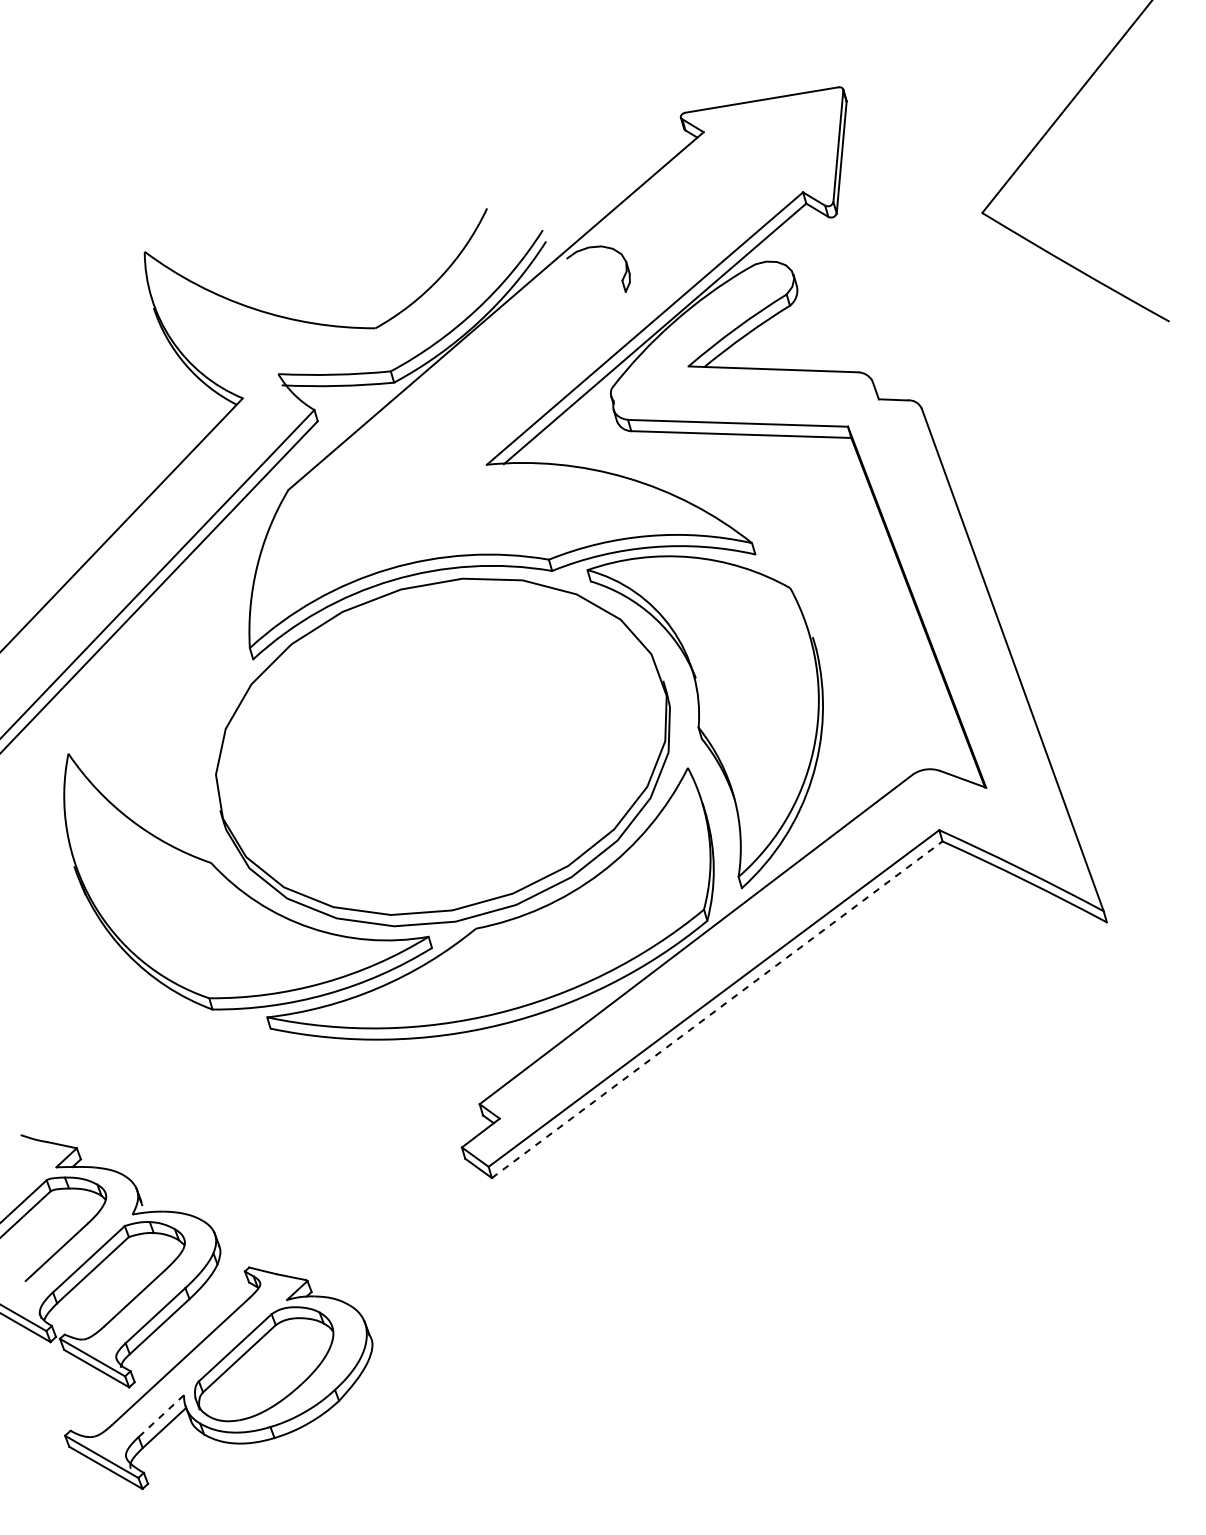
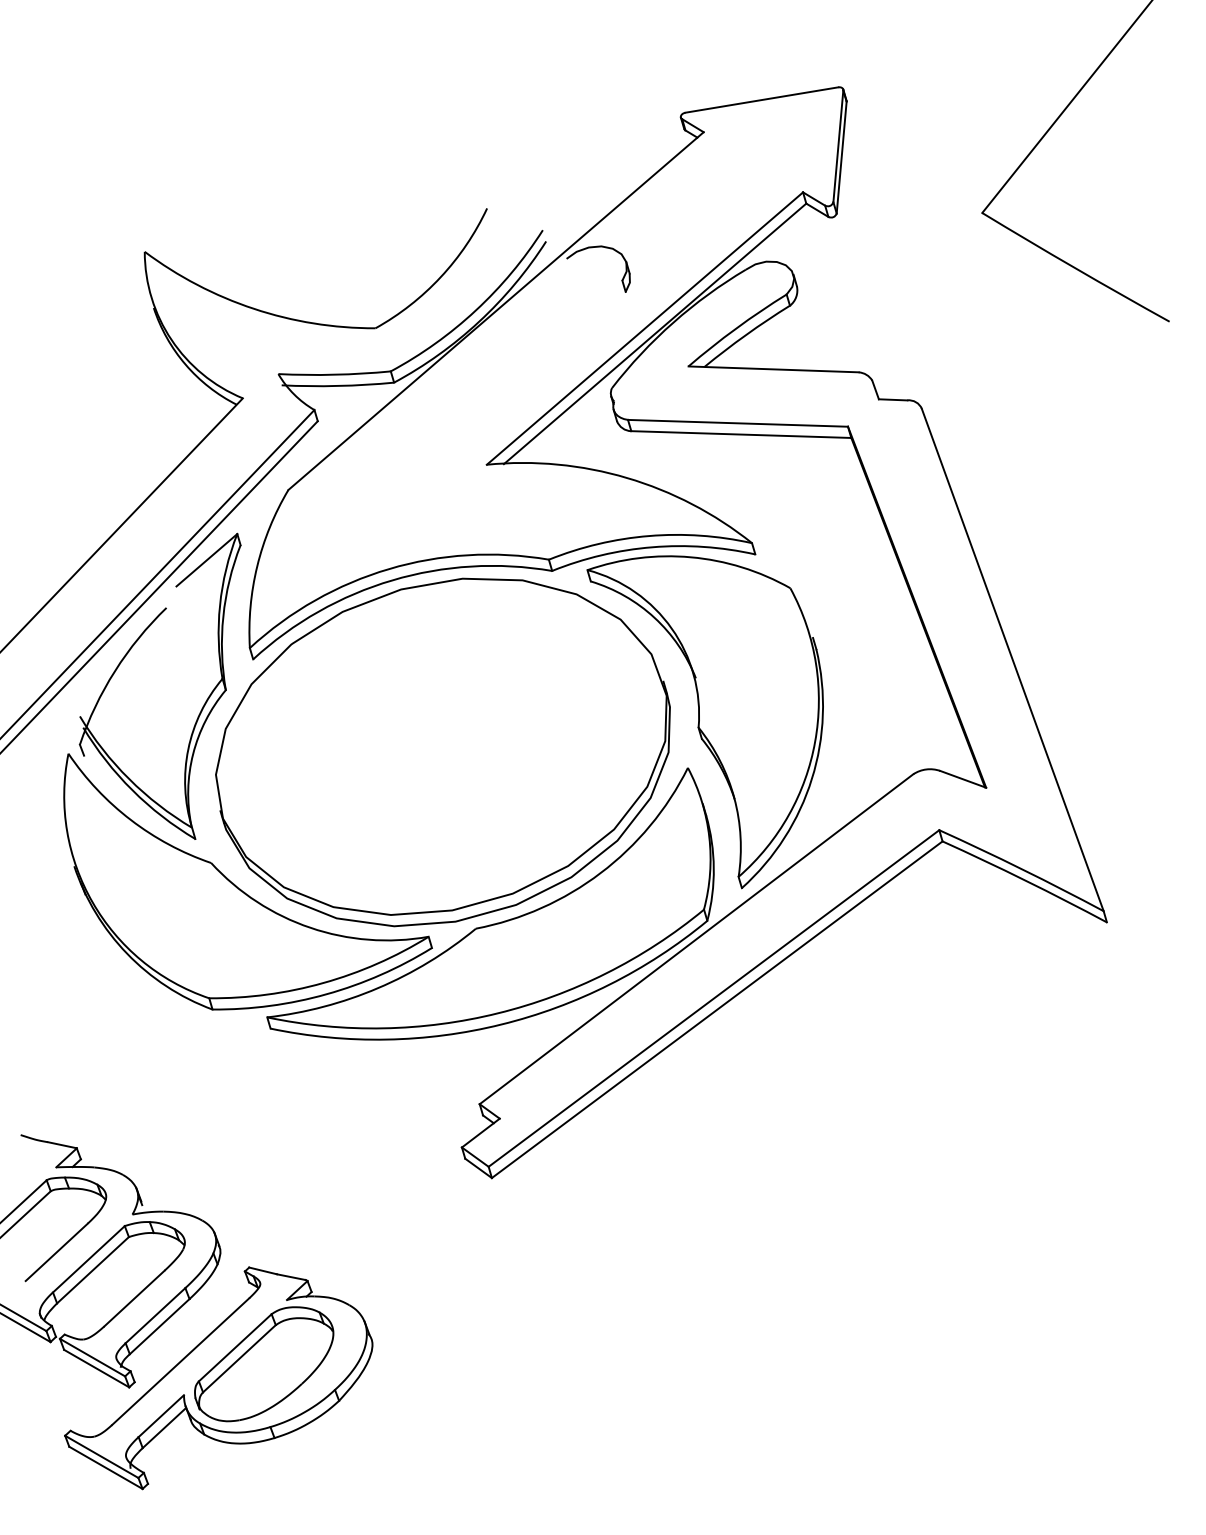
part: none -> present (123, 660)
line: dashed -> solid (717, 1009)
line: dashed -> solid (161, 1416)
